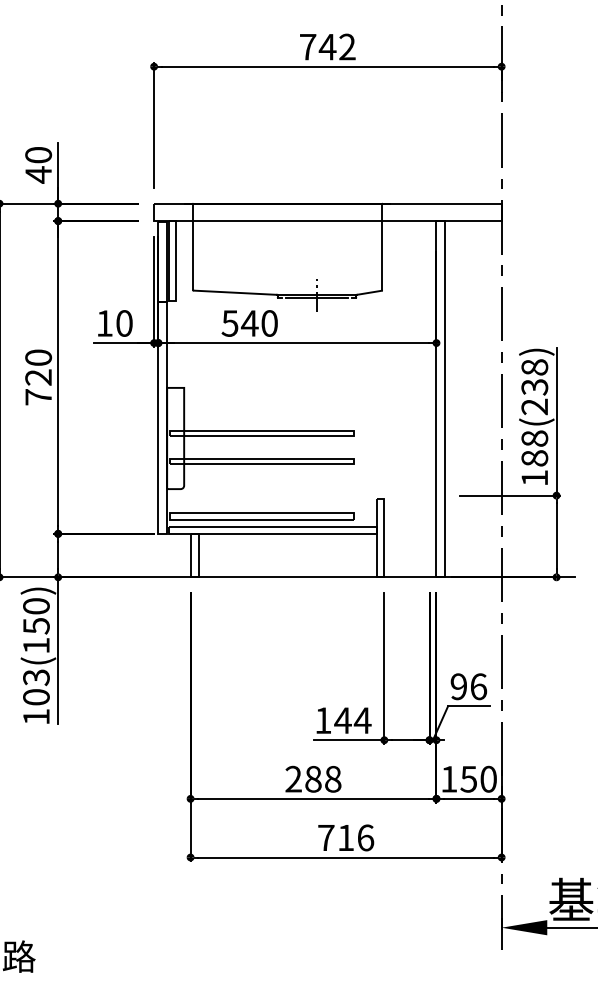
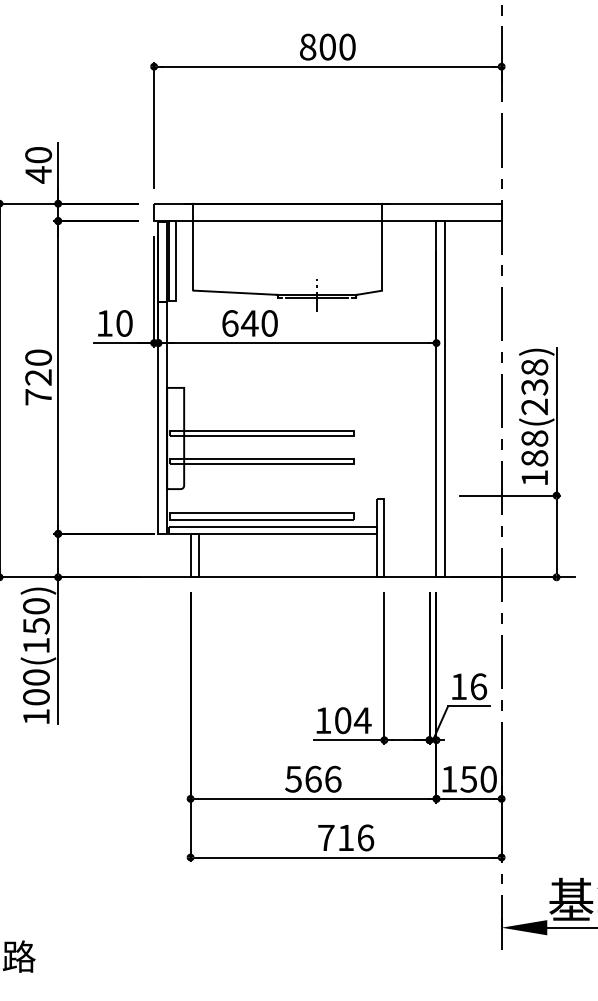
text: 742 -> 800 (327, 46)
text: 540 -> 640 (229, 323)
text: 103(150) -> 100(150) (36, 677)
text: 96 -> 16 (458, 686)
text: 144 -> 104 (342, 720)
text: 288 -> 566 (313, 778)
